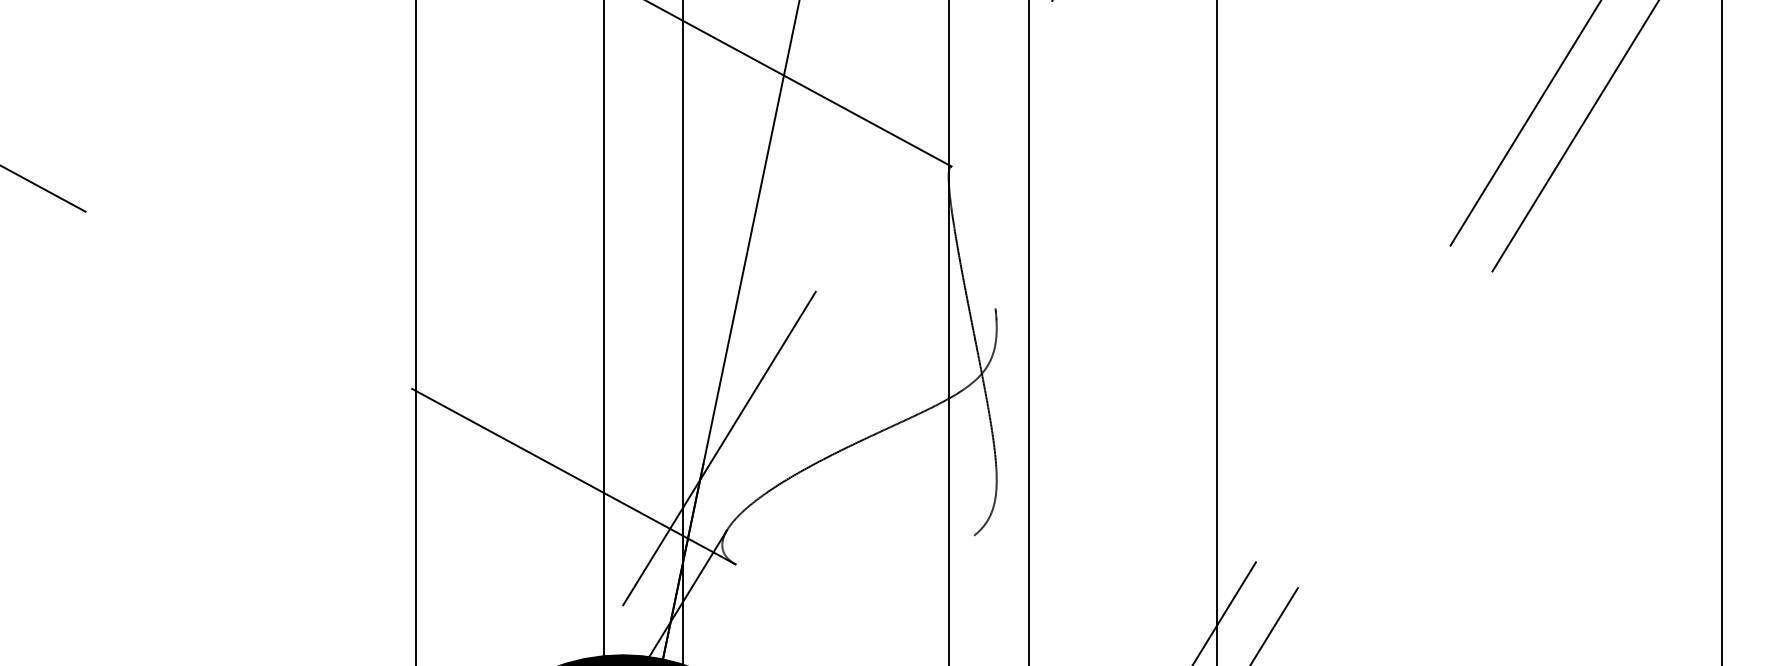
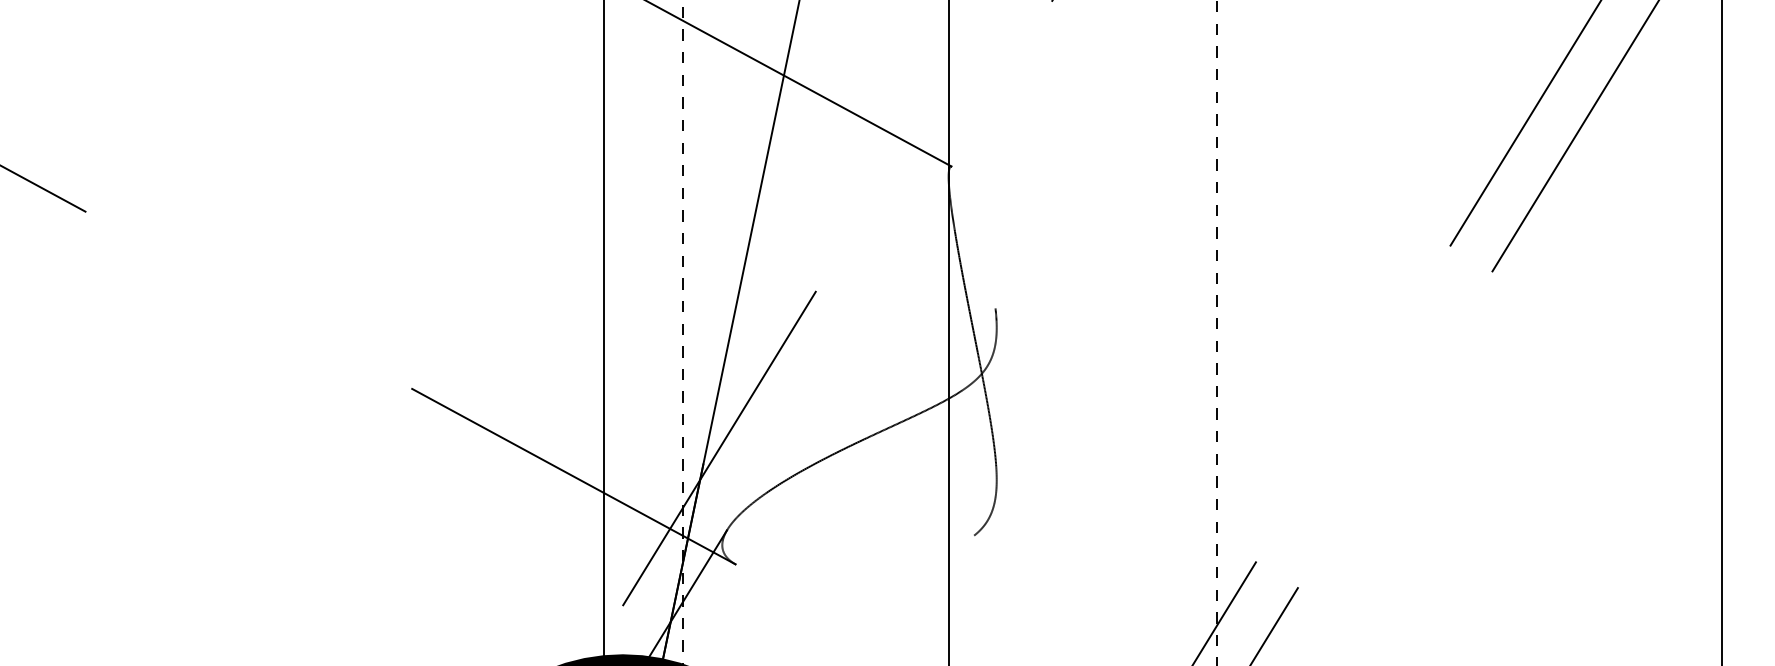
line: present -> none (416, 332)
line: present -> none (1028, 332)
line: solid -> dashed (683, 333)
line: solid -> dashed (1216, 333)
